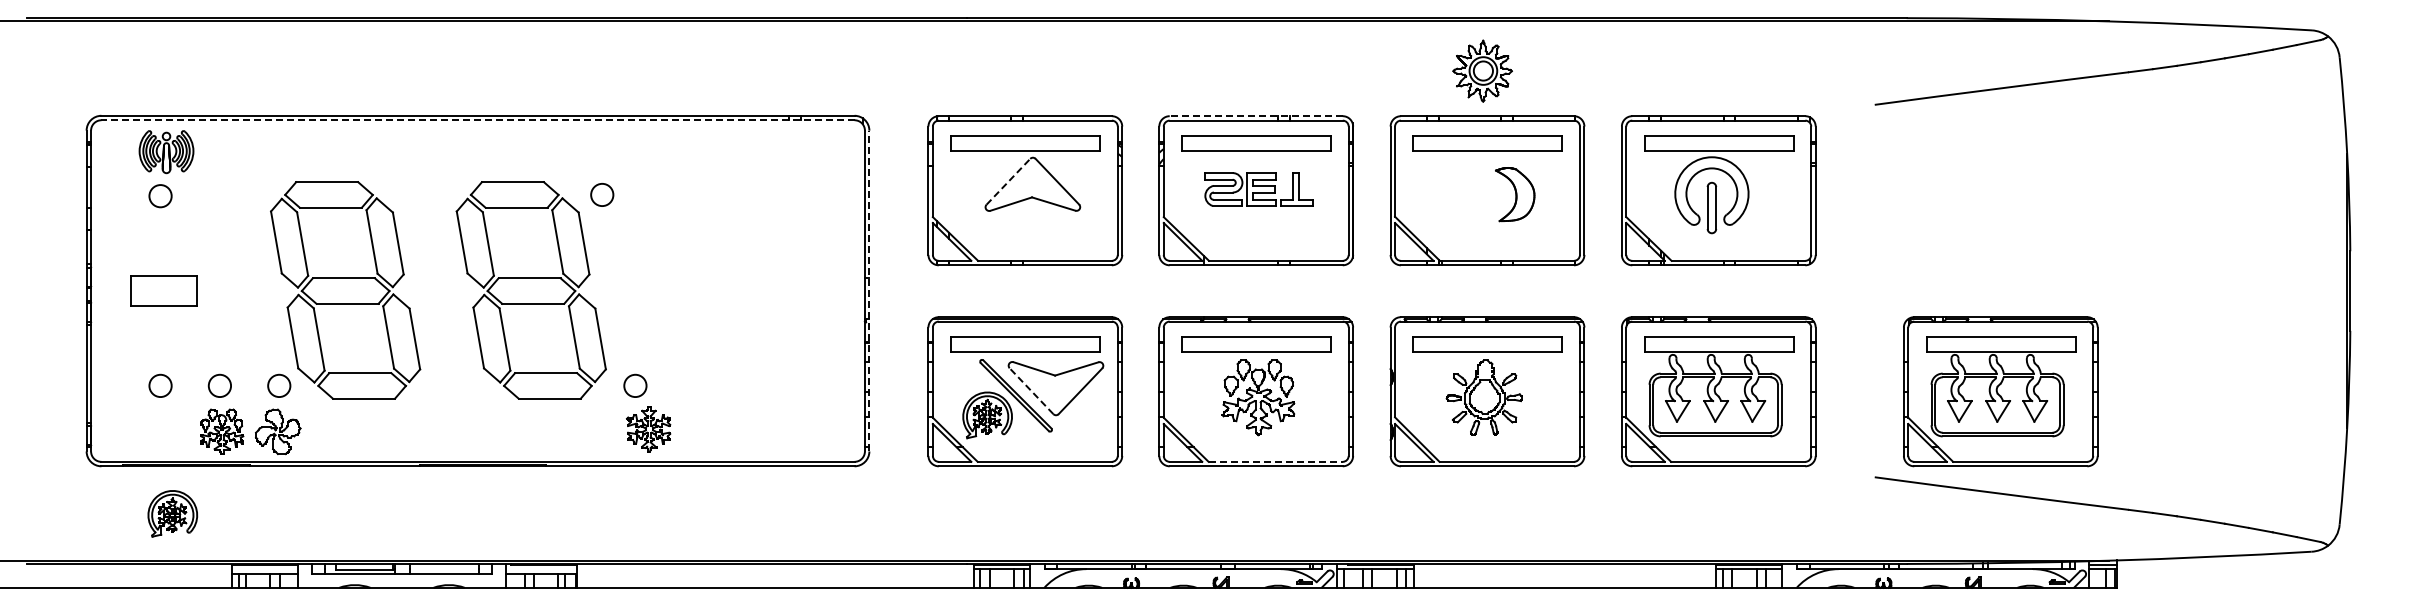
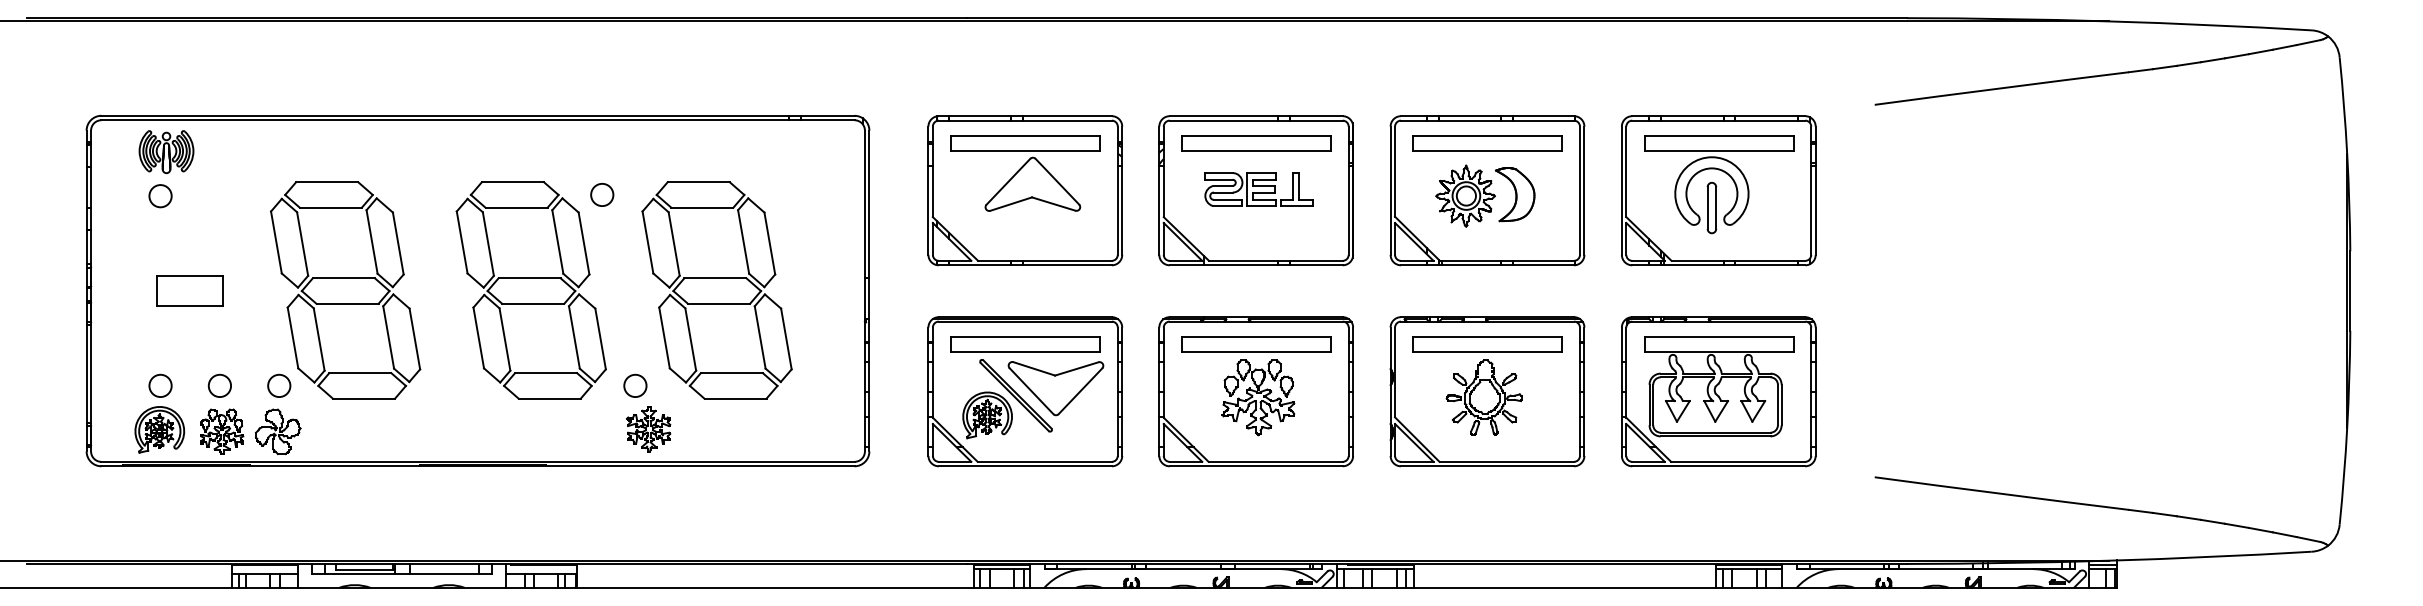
part position: (1482, 70) -> (1465, 195) (1465, 195)
line: dashed -> solid (1256, 116)
line: dashed -> solid (478, 120)
line: dashed -> solid (1008, 181)
part position: (163, 290) -> (189, 290) (189, 290)
part: none -> present (716, 290)
line: dashed -> solid (869, 290)
line: dashed -> solid (1031, 391)
part: present -> none (2000, 391)
line: dashed -> solid (1276, 461)
part position: (172, 513) -> (159, 429) (159, 429)
